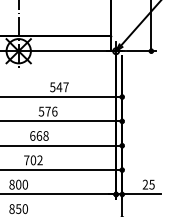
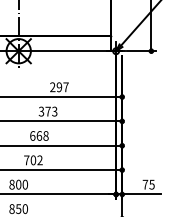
text: 547 -> 297 (56, 87)
text: 576 -> 373 (48, 111)
text: 25 -> 75 (145, 184)
